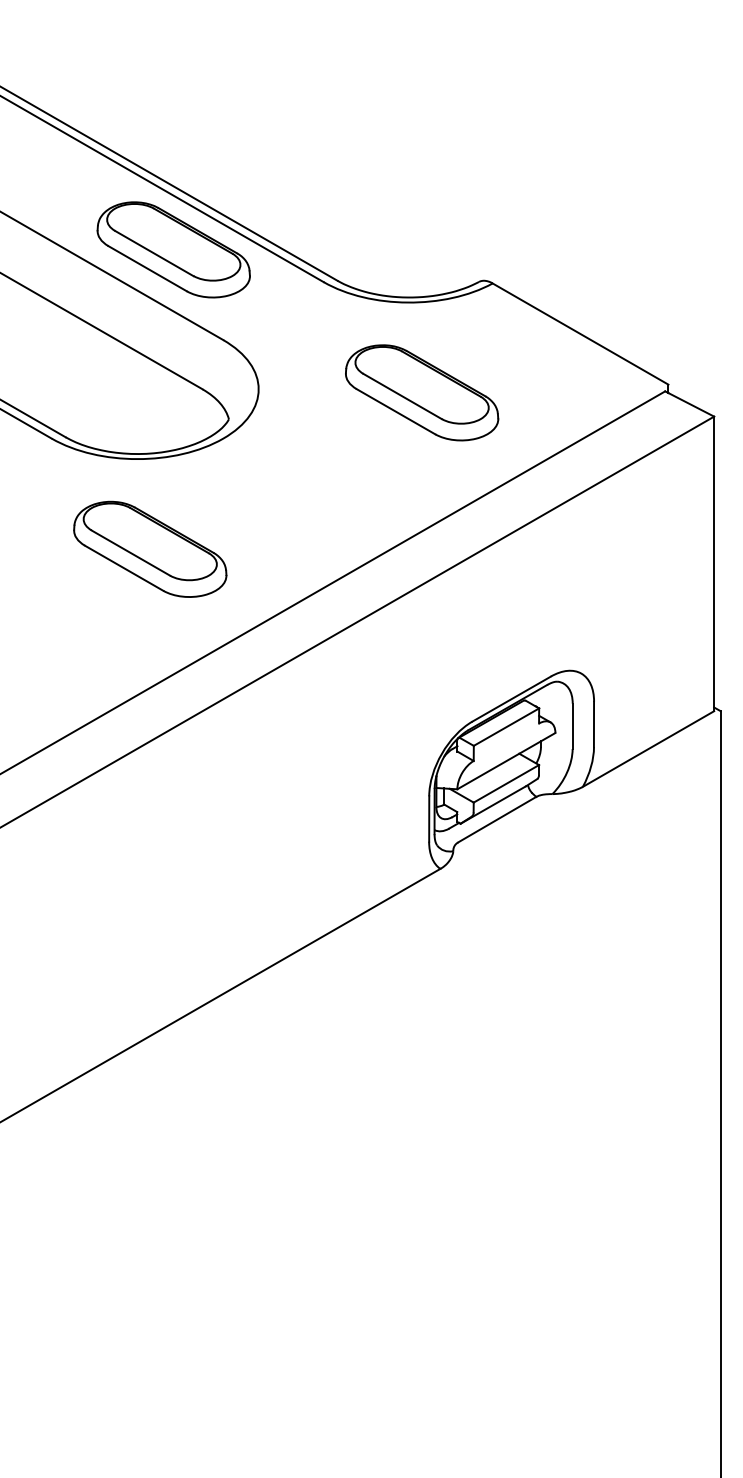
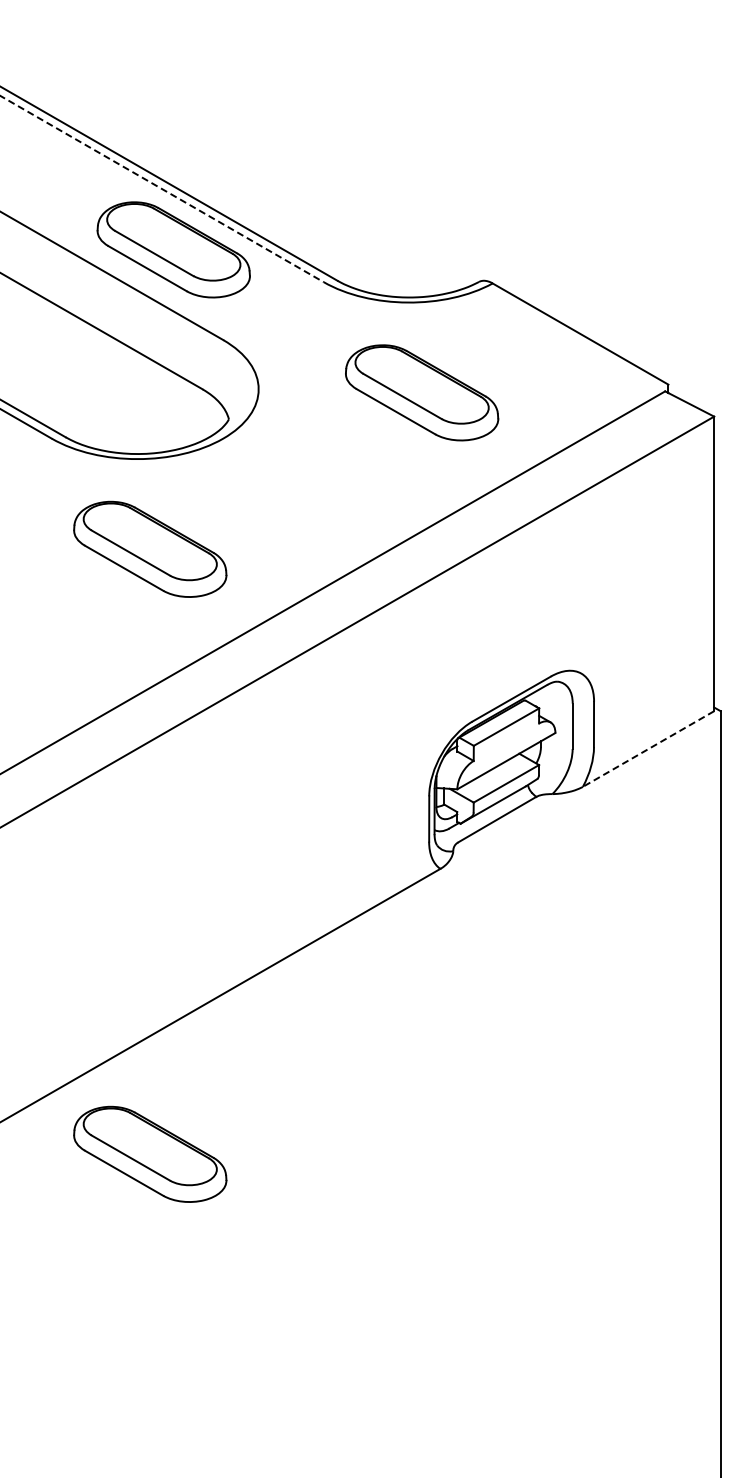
line: solid -> dashed (162, 189)
line: solid -> dashed (648, 749)
part: none -> present (150, 1153)
